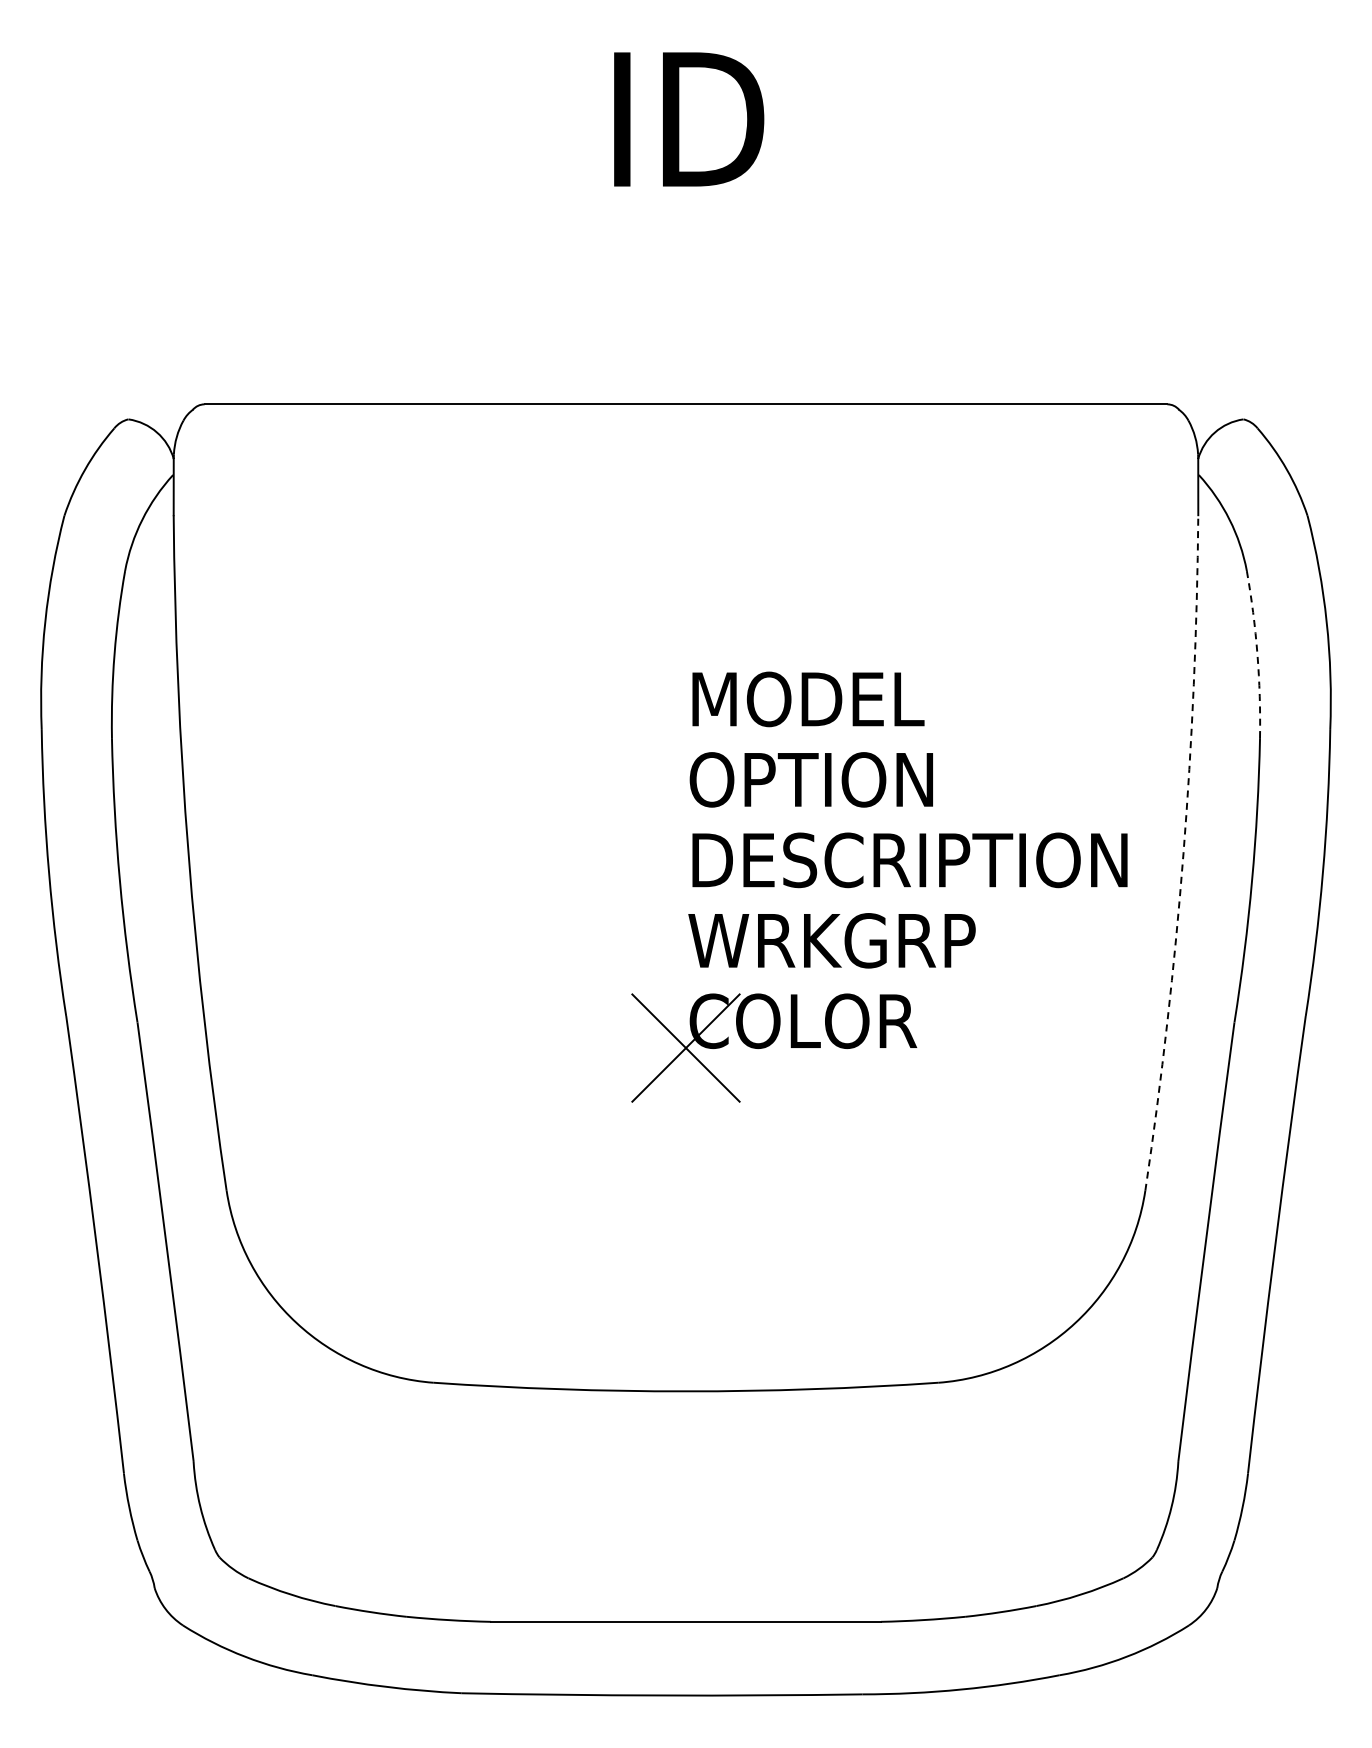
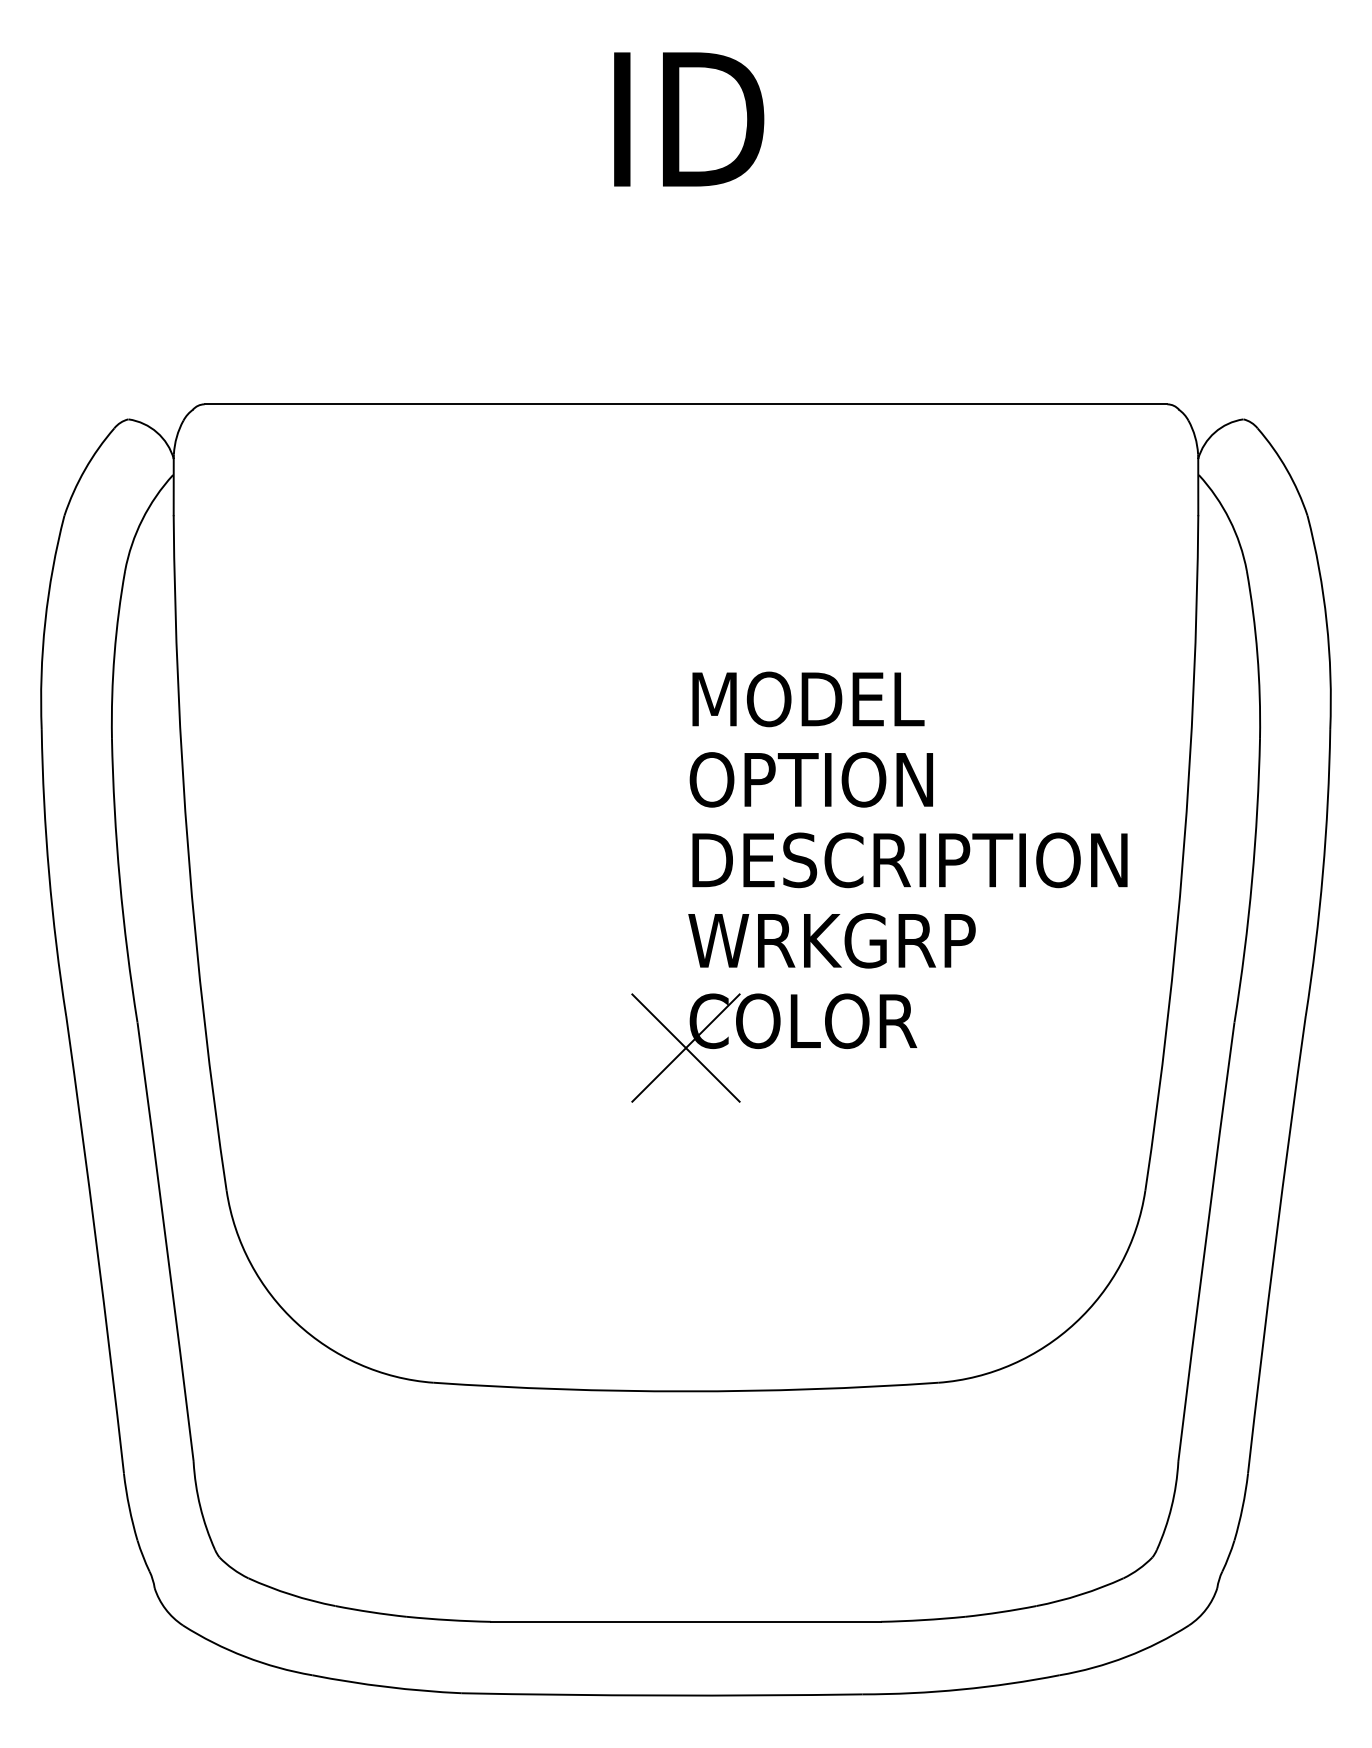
arc: dashed -> solid (1257, 654)
arc: dashed -> solid (1183, 853)
